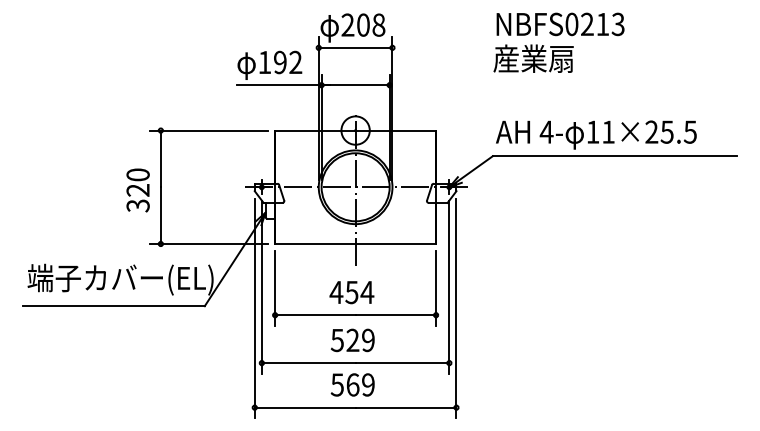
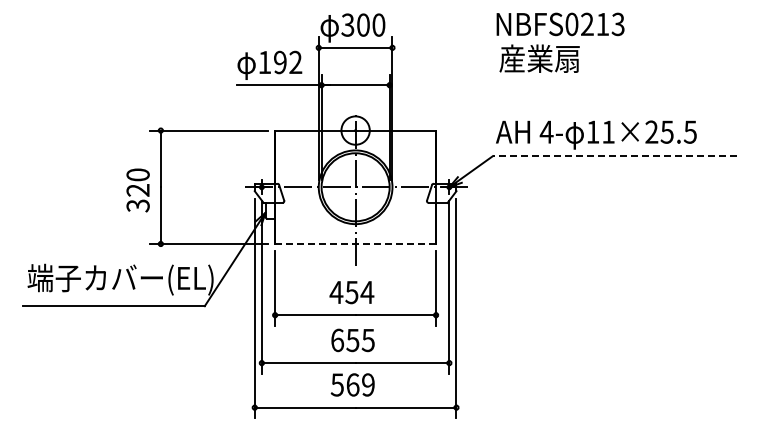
text: 208 -> 300 (363, 25)
text position: (533, 58) -> (539, 58) (539, 58)
line: solid -> dashed (614, 156)
line: solid -> dashed (355, 244)
text: 529 -> 655 (352, 340)
